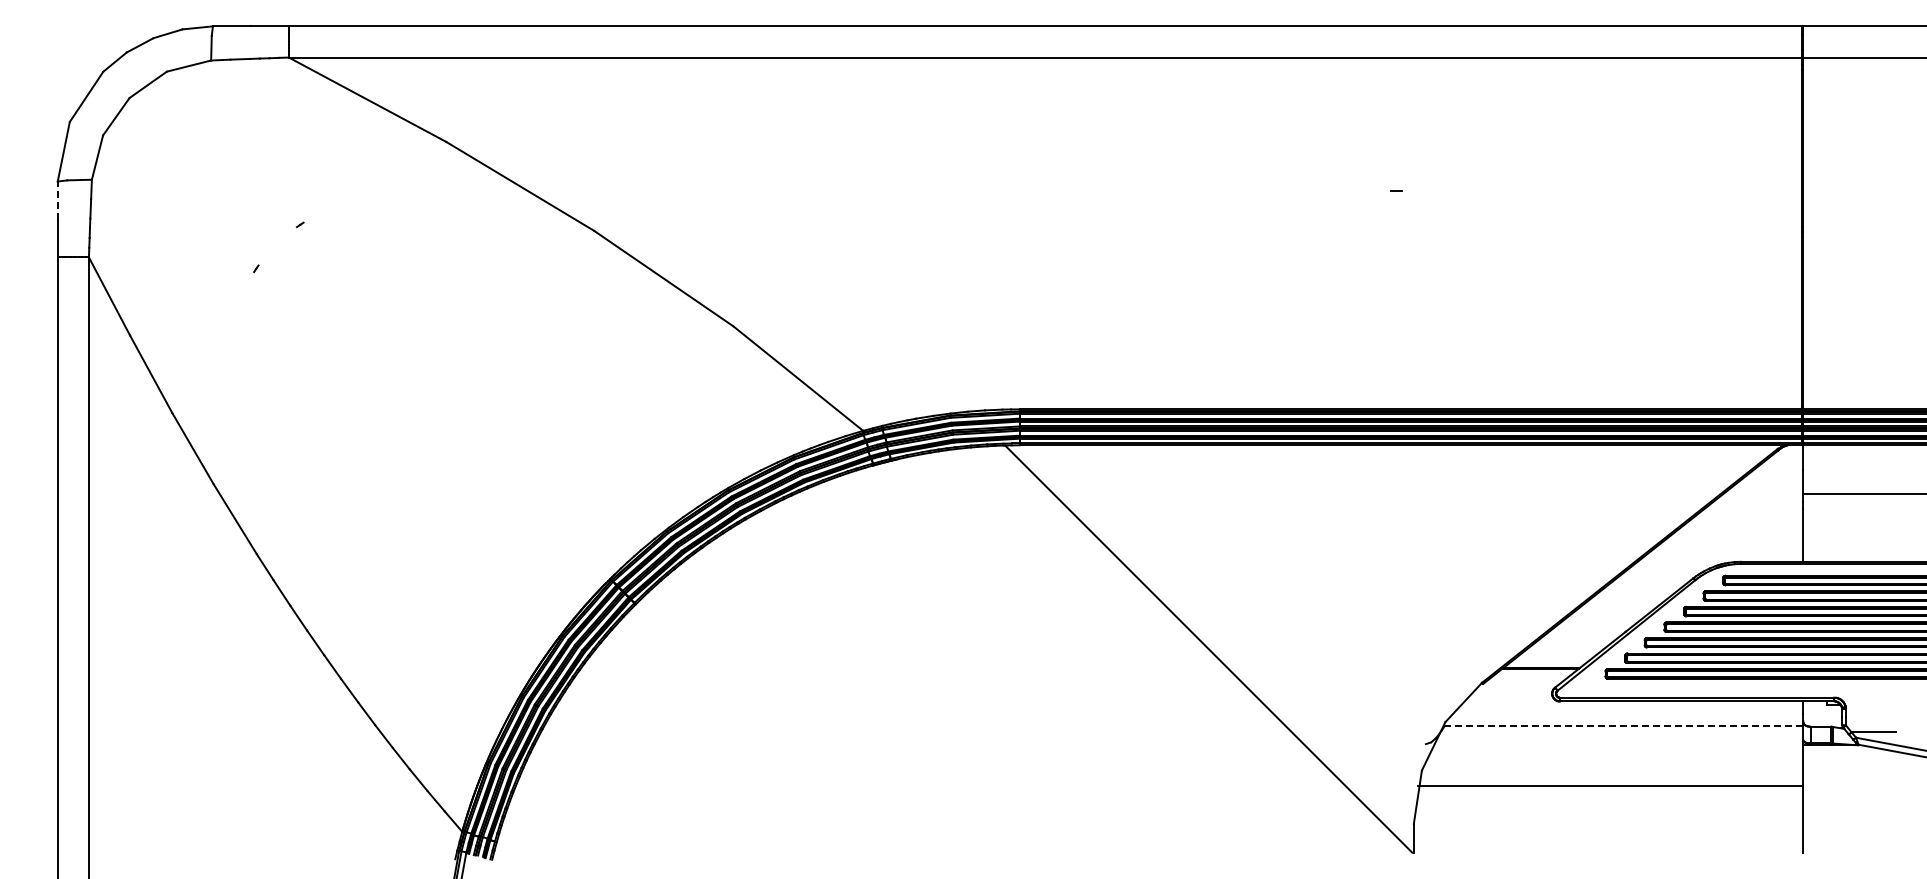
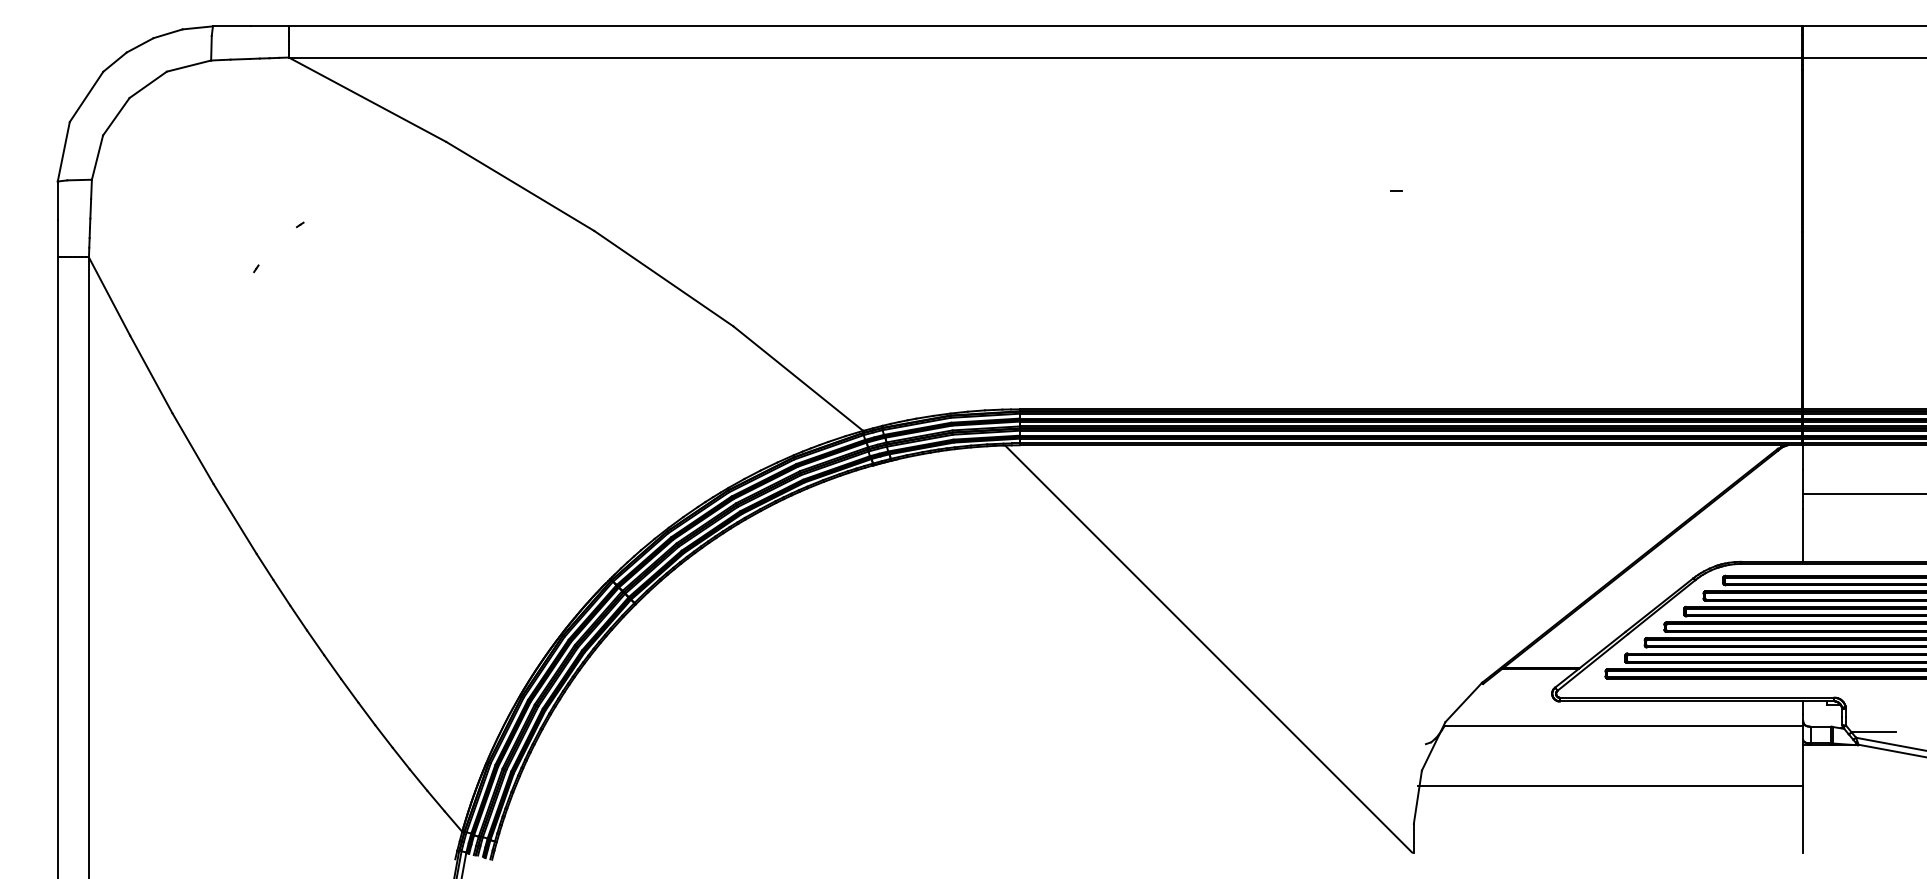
line: dashed -> solid (57, 200)
line: dashed -> solid (1623, 726)
